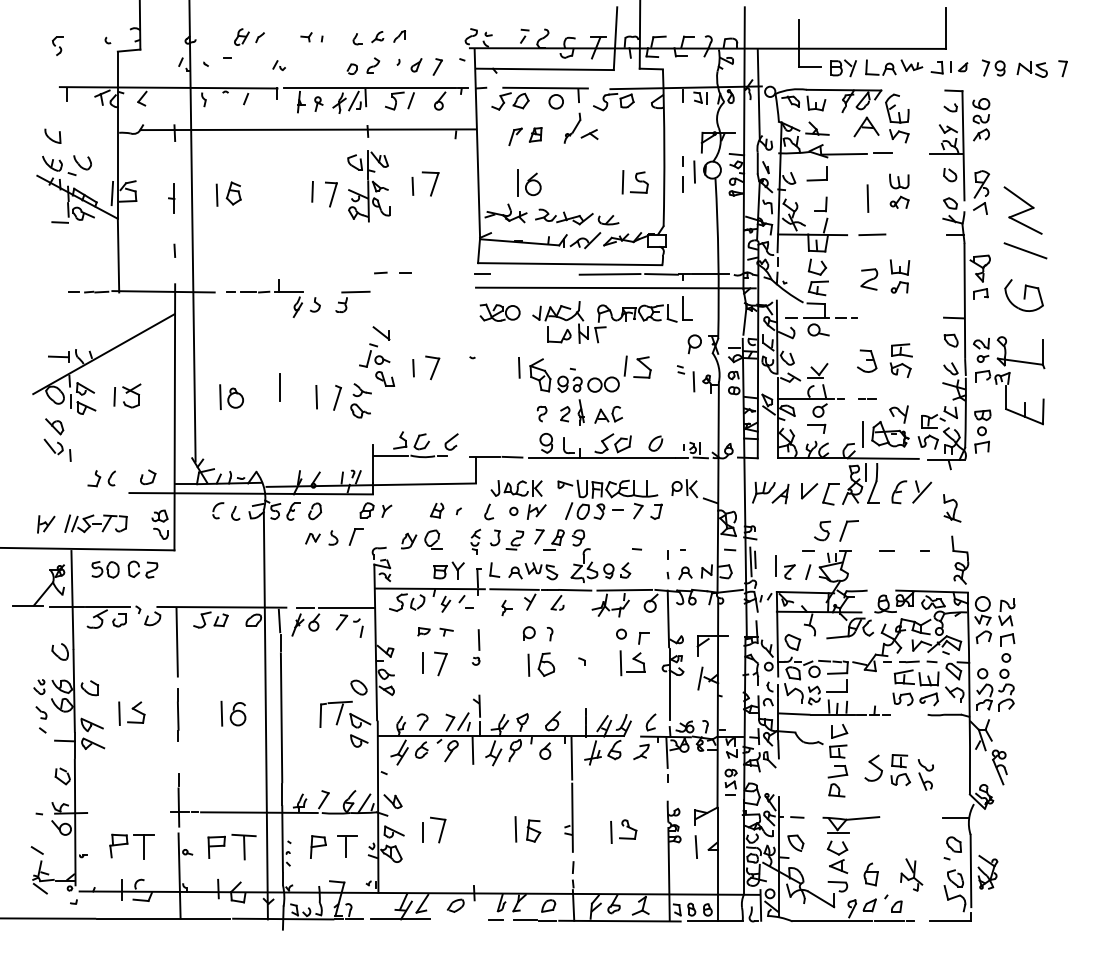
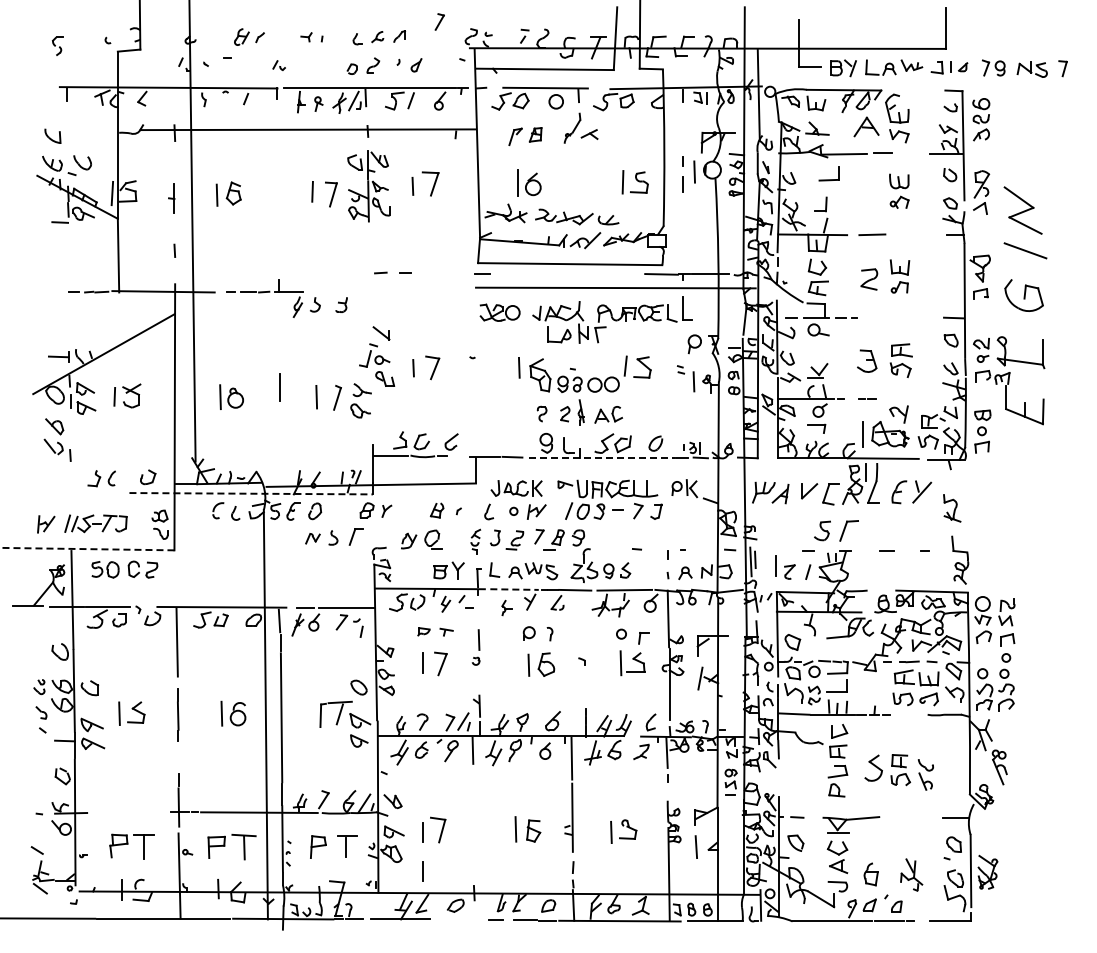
part position: (437, 66) -> (439, 21) (439, 21)
part position: (816, 173) -> (828, 173) (828, 173)
line: present -> none (867, 198)
line: present -> none (609, 274)
line: present -> none (355, 291)
line: solid -> dashed (601, 457)
line: solid -> dashed (251, 493)
line: solid -> dashed (86, 549)
line: solid -> dashed (515, 589)
line: none -> present (422, 871)
